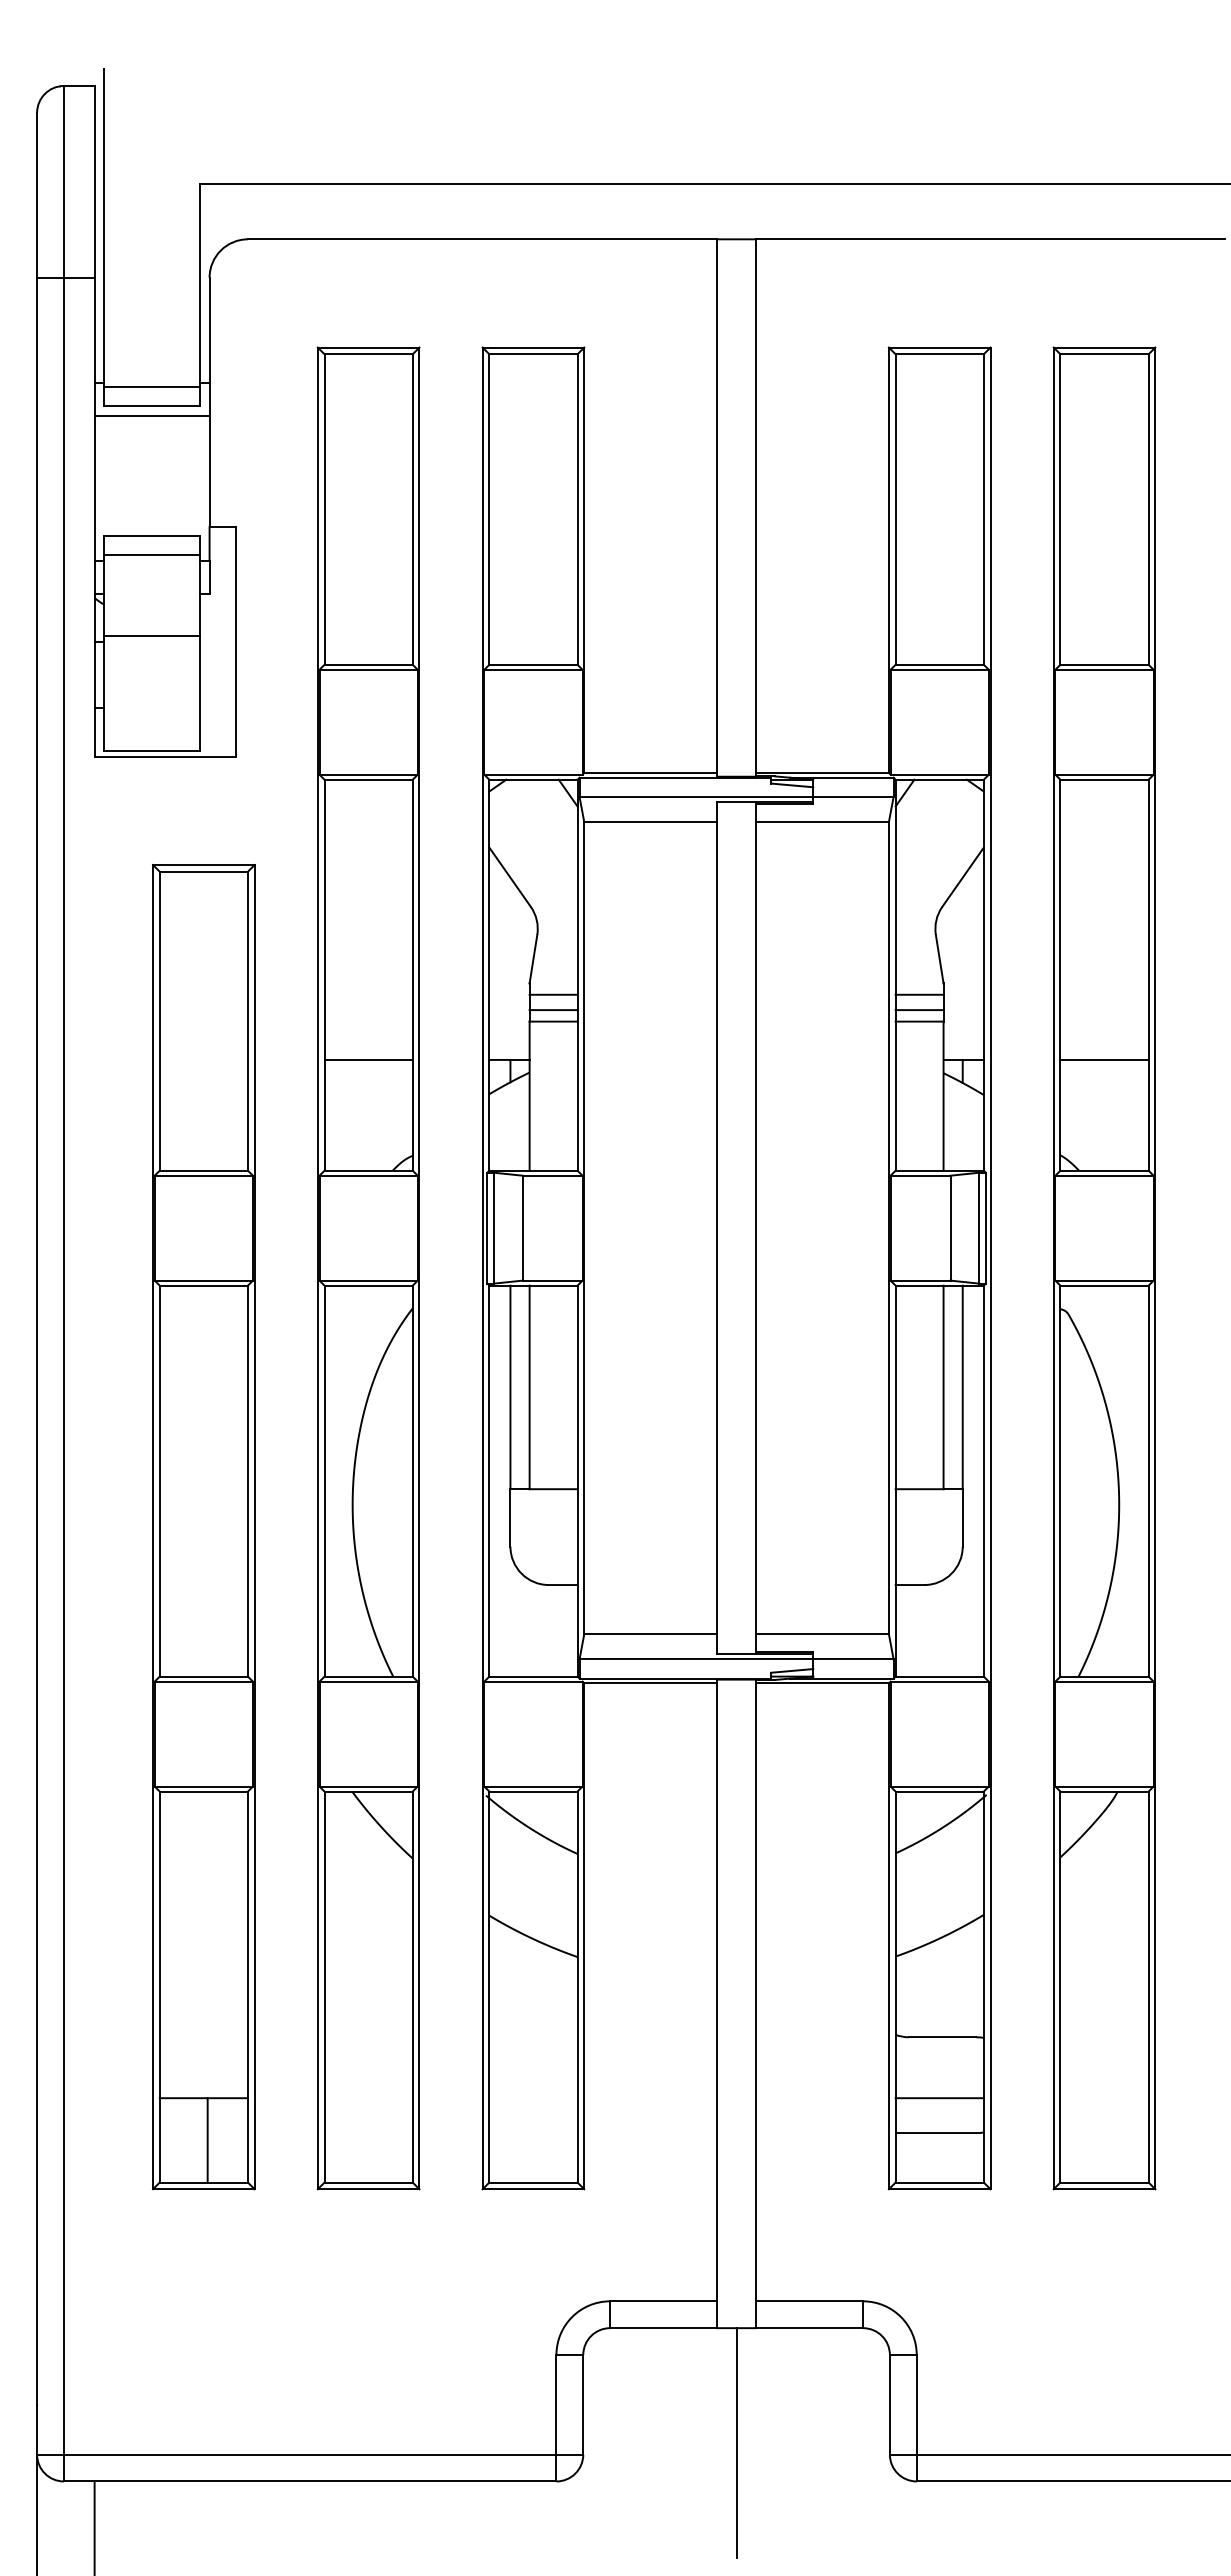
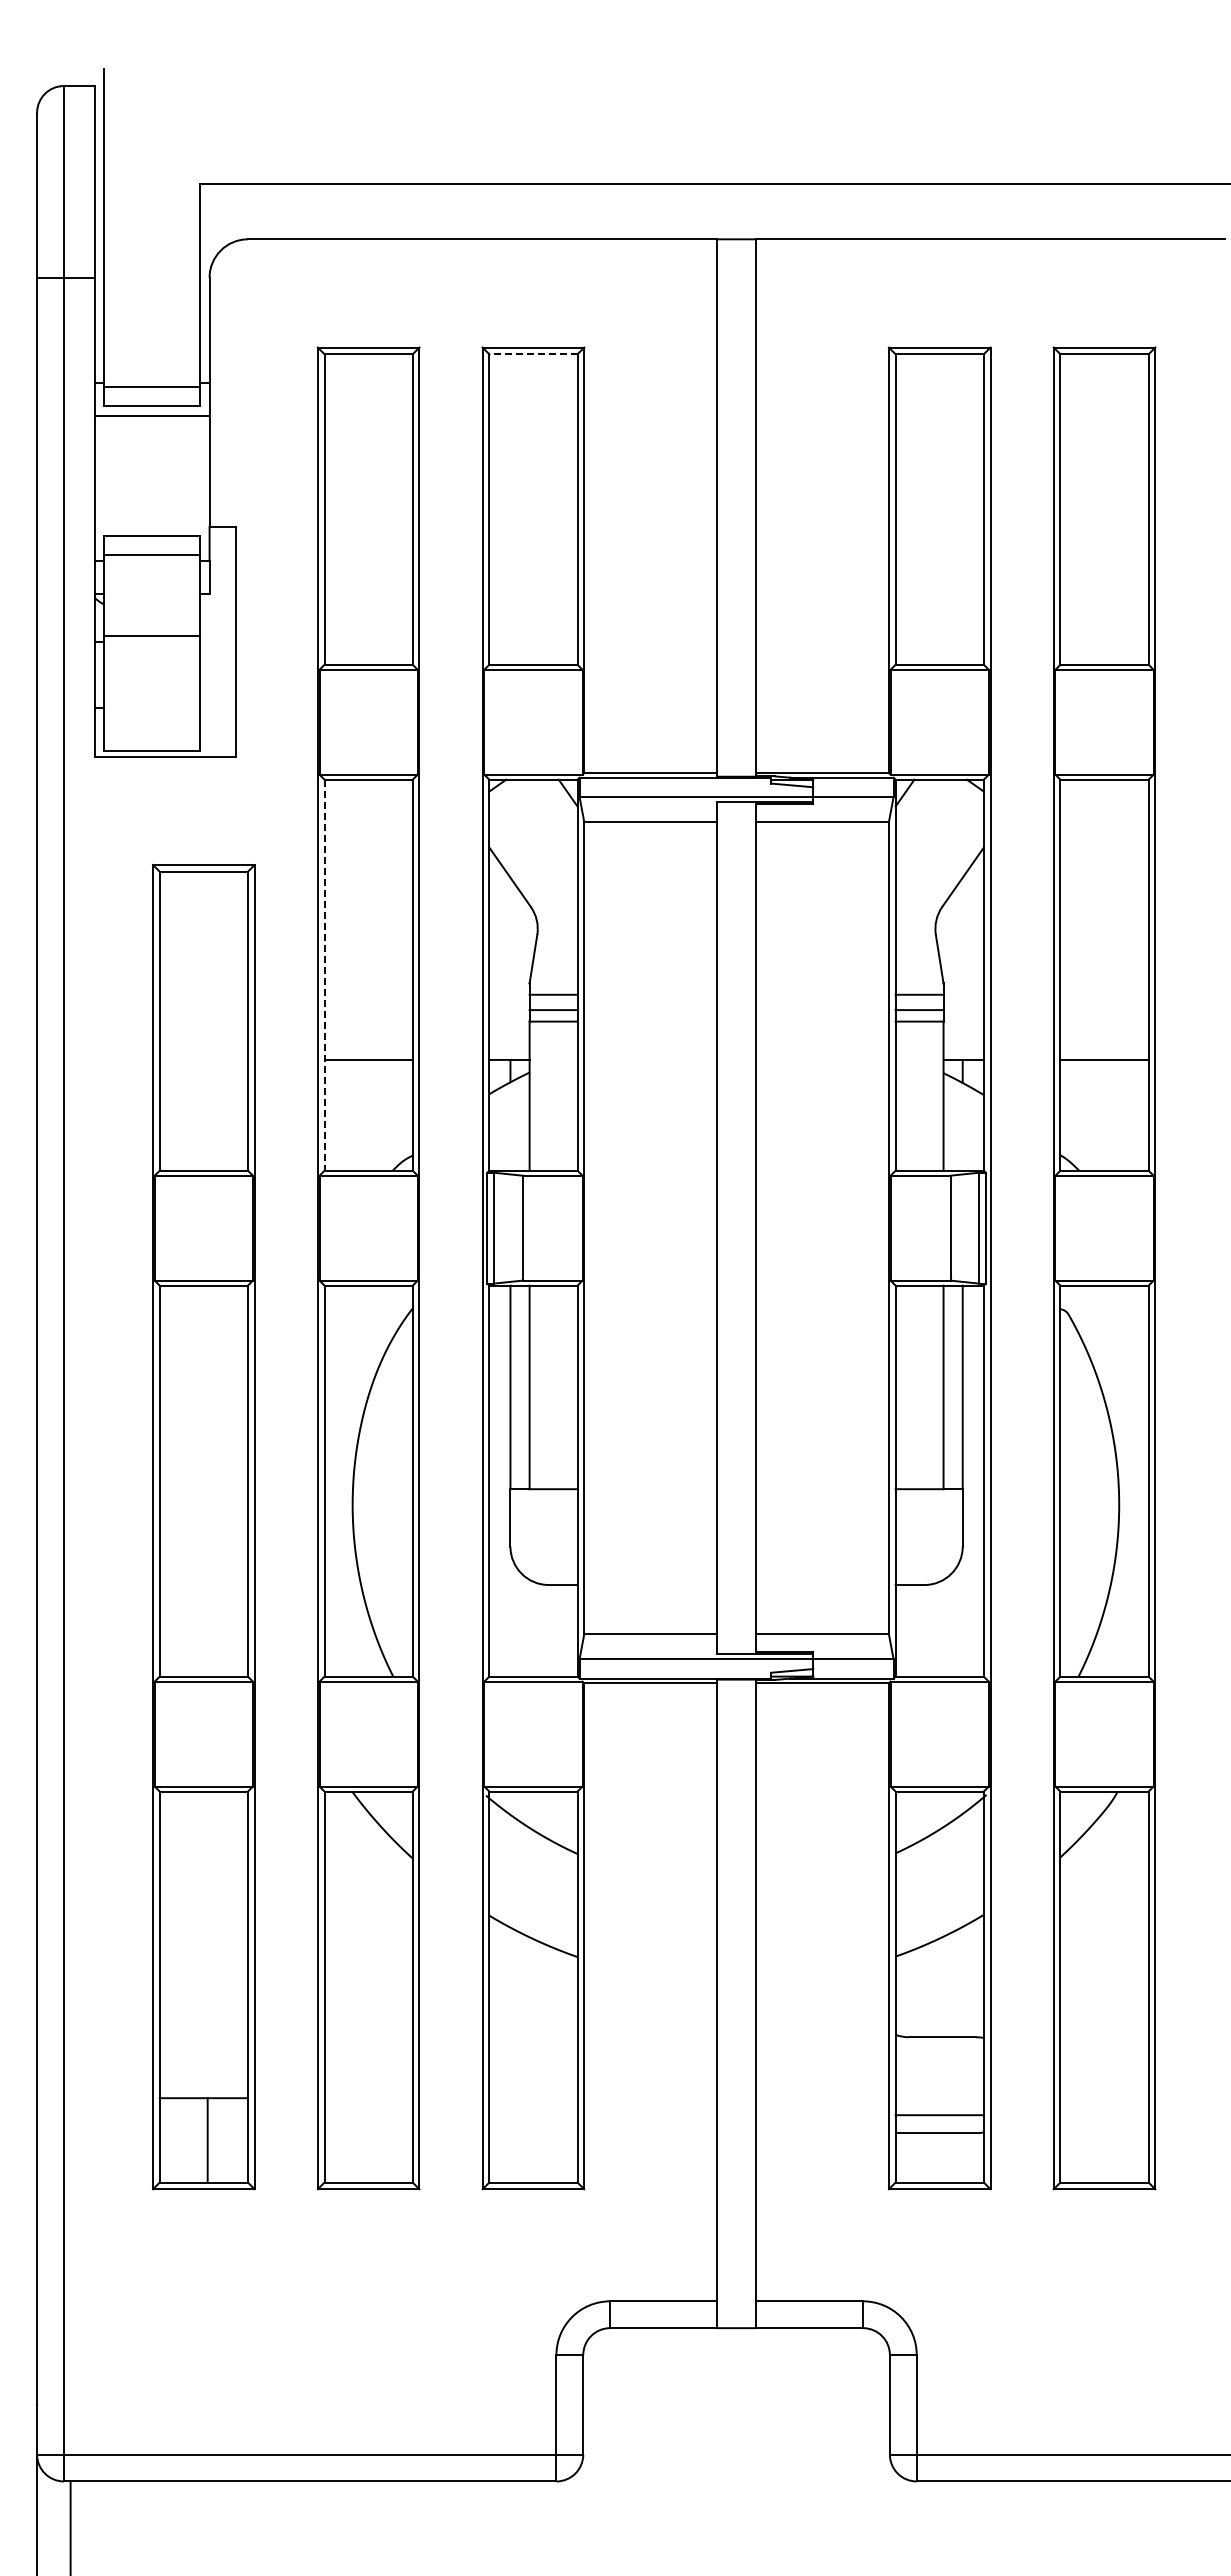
line: solid -> dashed (532, 354)
line: solid -> dashed (324, 975)
line position: (939, 2098) -> (939, 2115) (939, 2115)
line: present -> none (736, 2443)
line position: (94, 2526) -> (70, 2526) (70, 2526)
